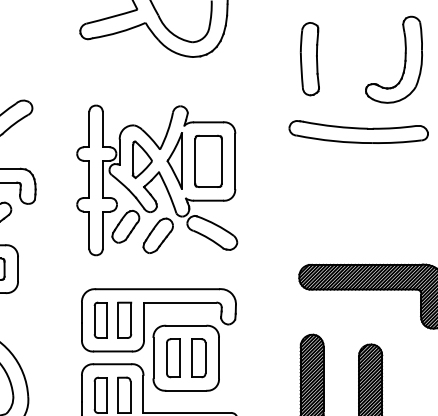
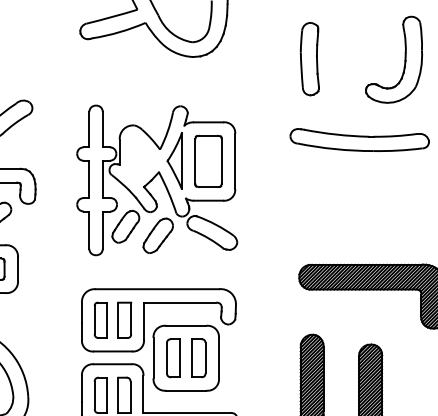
part position: (358, 131) -> (359, 139) (359, 139)
part: present -> none (141, 159)
